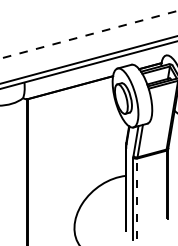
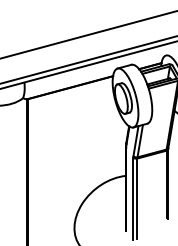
line: dashed -> solid (88, 34)
line: dashed -> solid (137, 198)
